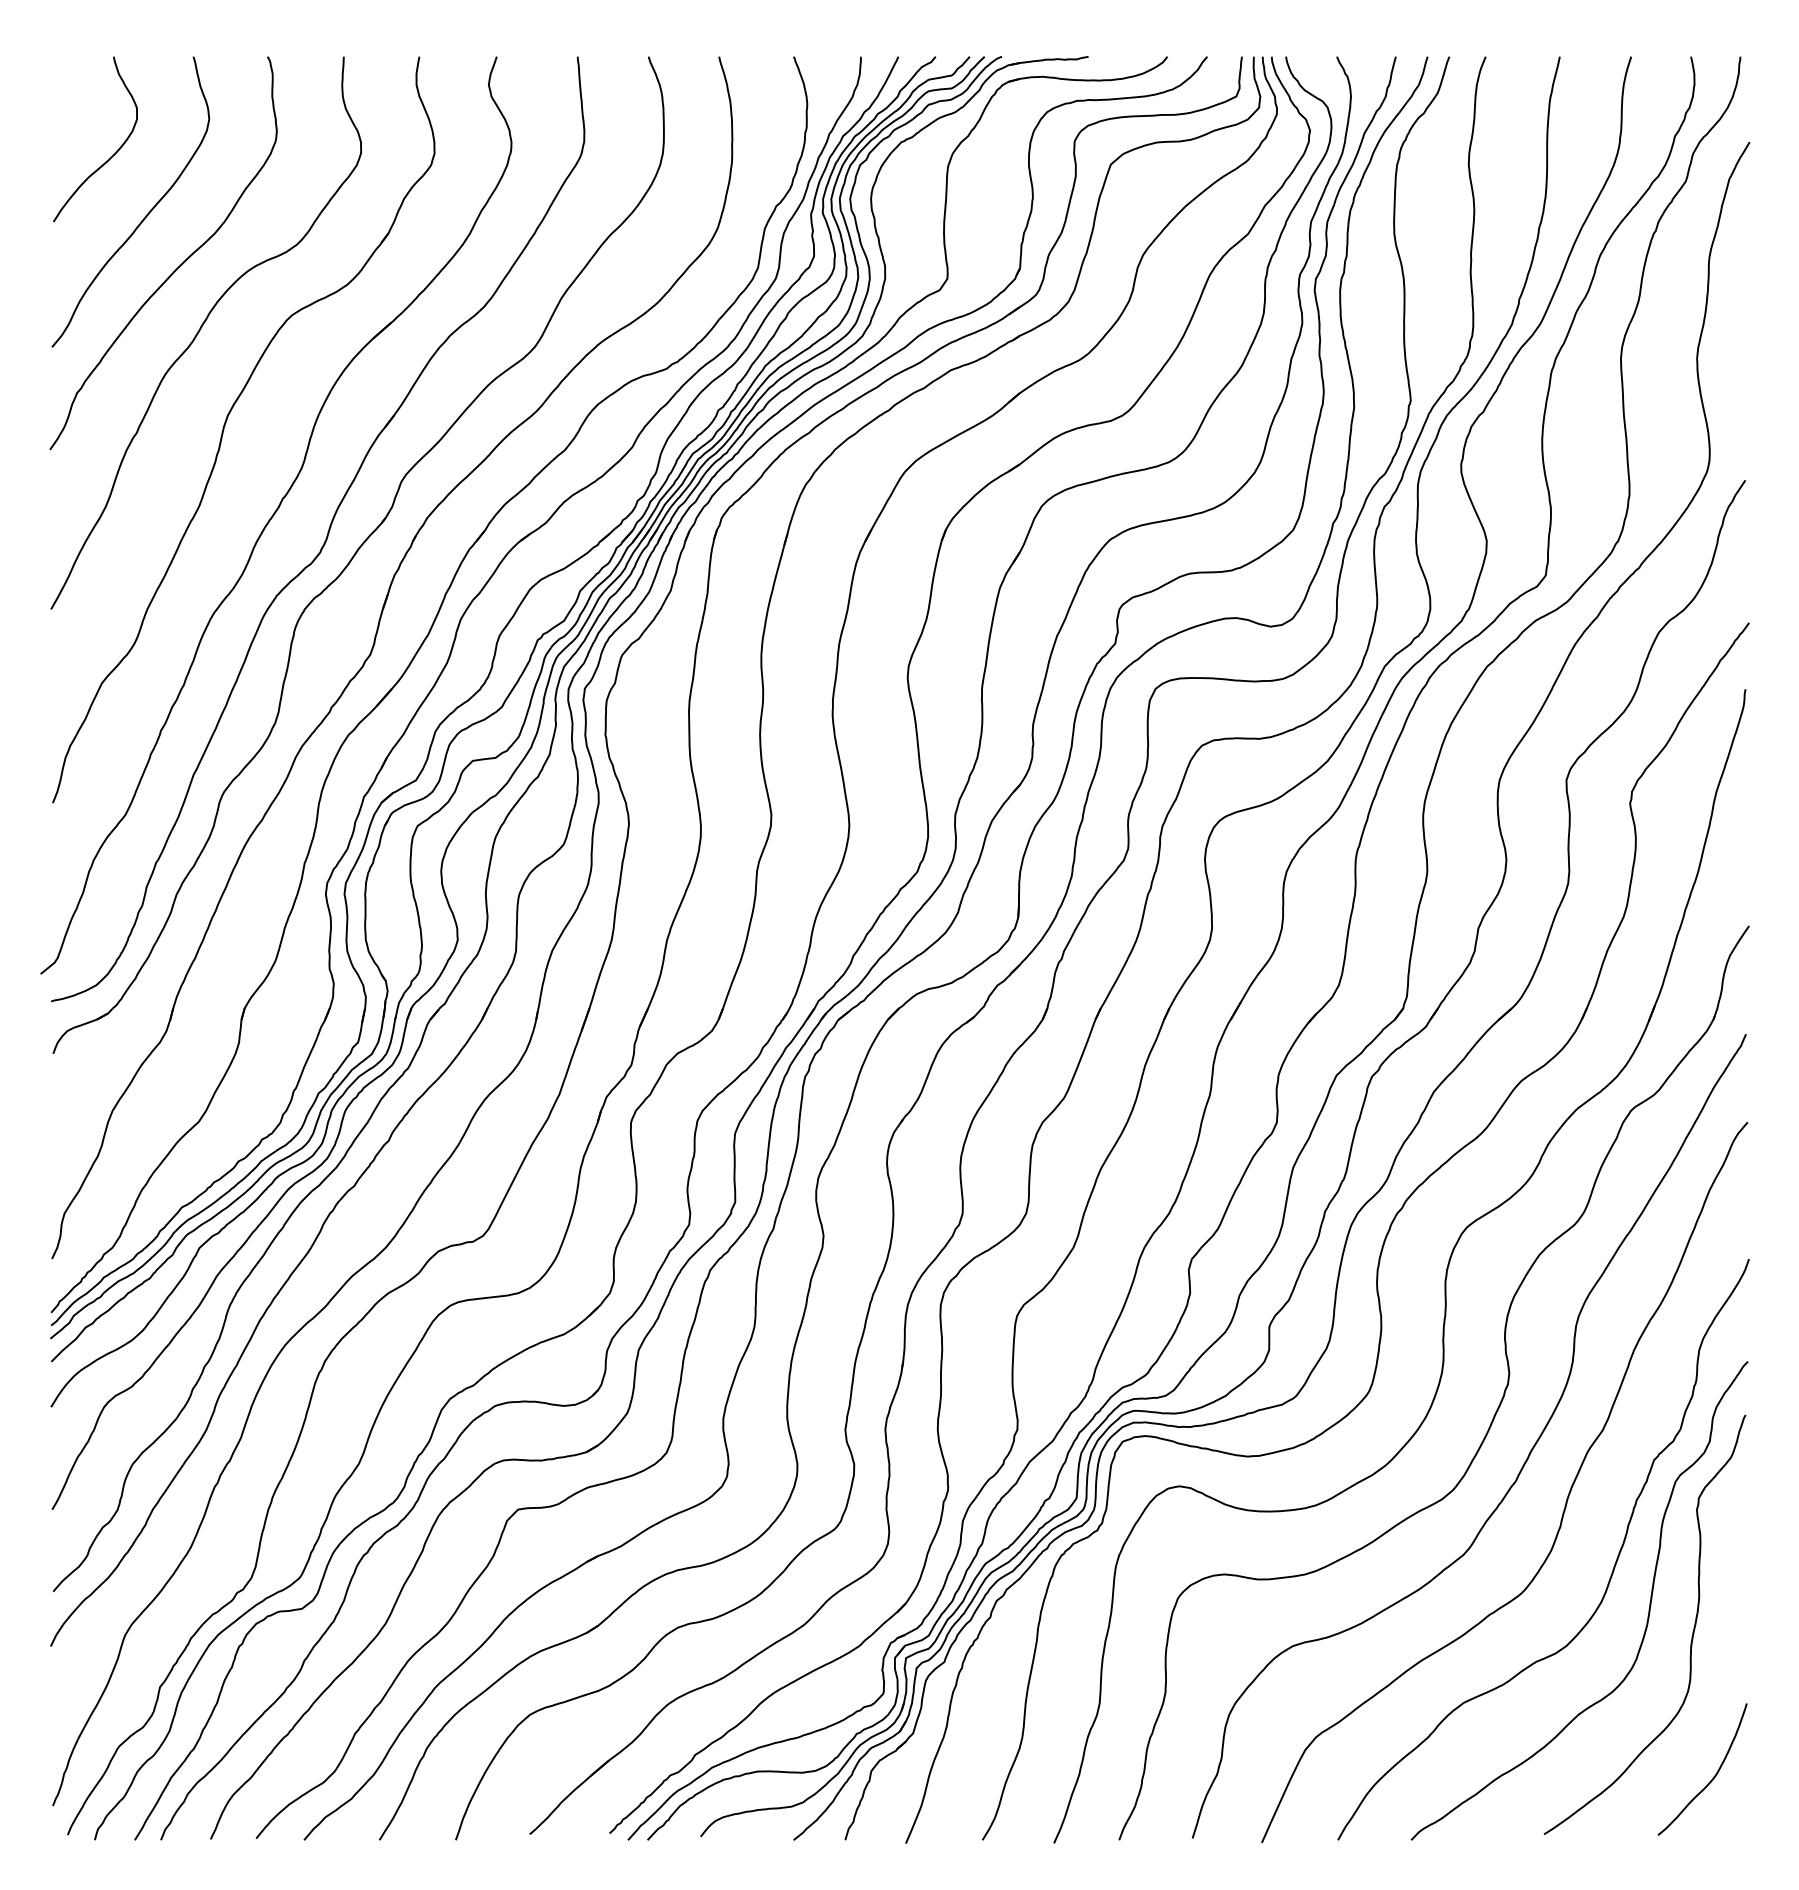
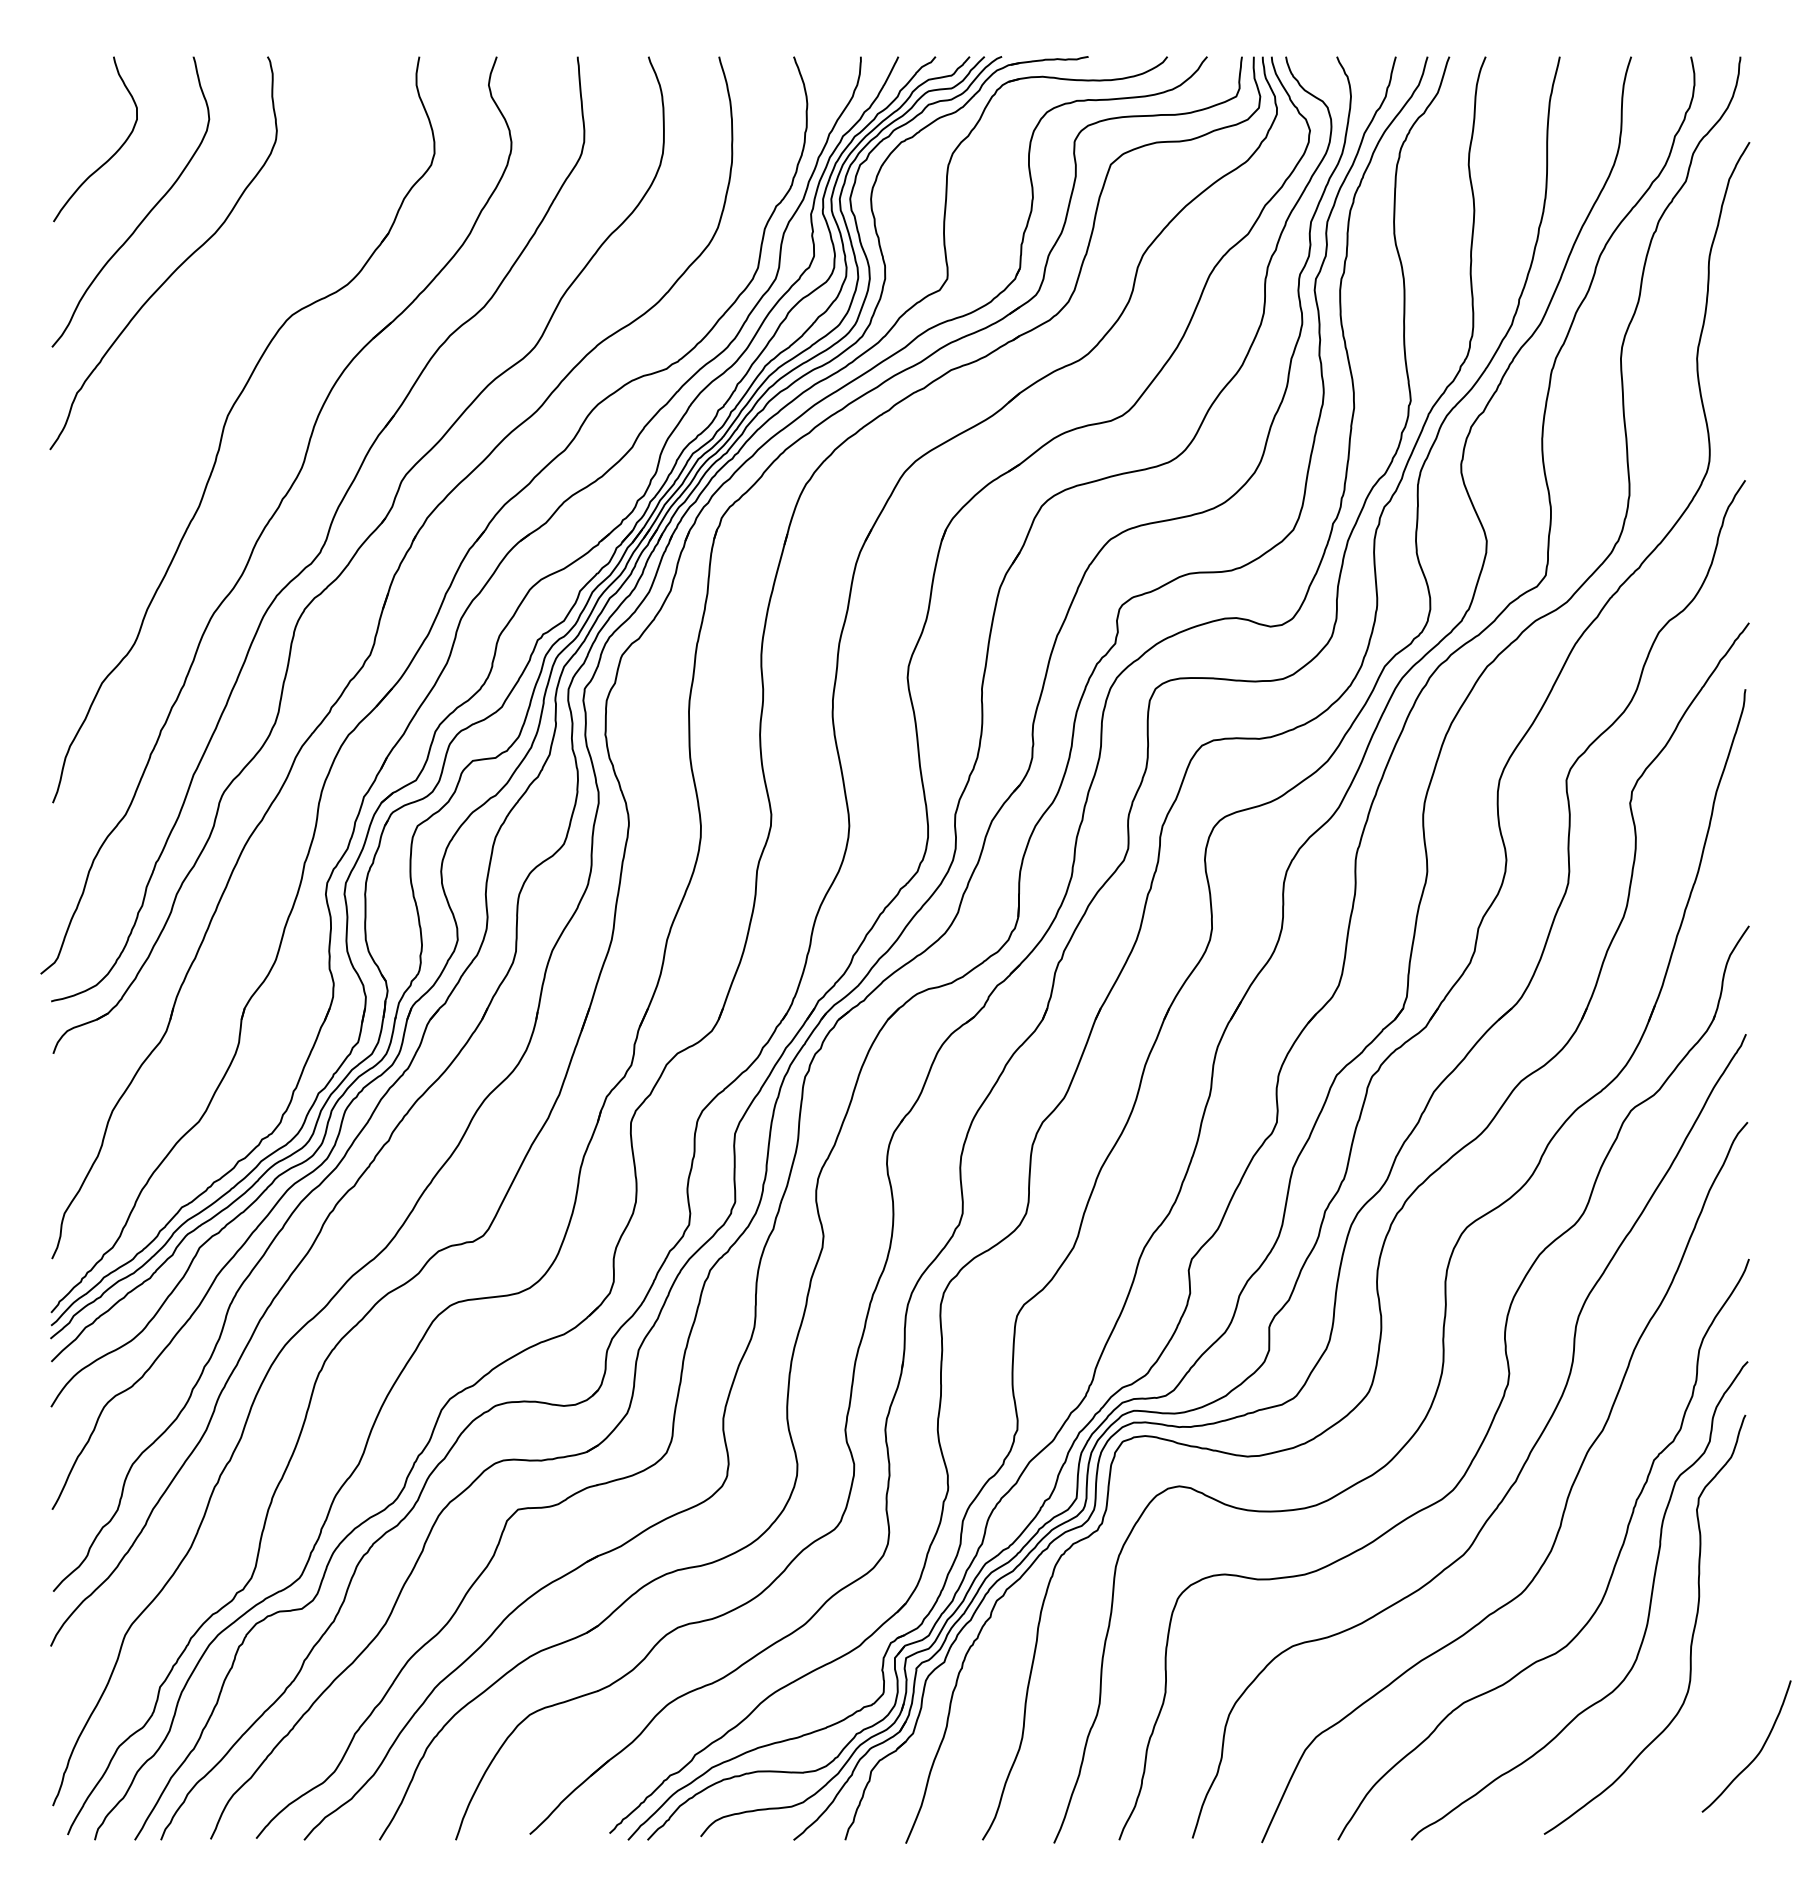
curve: present -> none (200, 330)
curve position: (1713, 1776) -> (1757, 1753) (1757, 1753)
